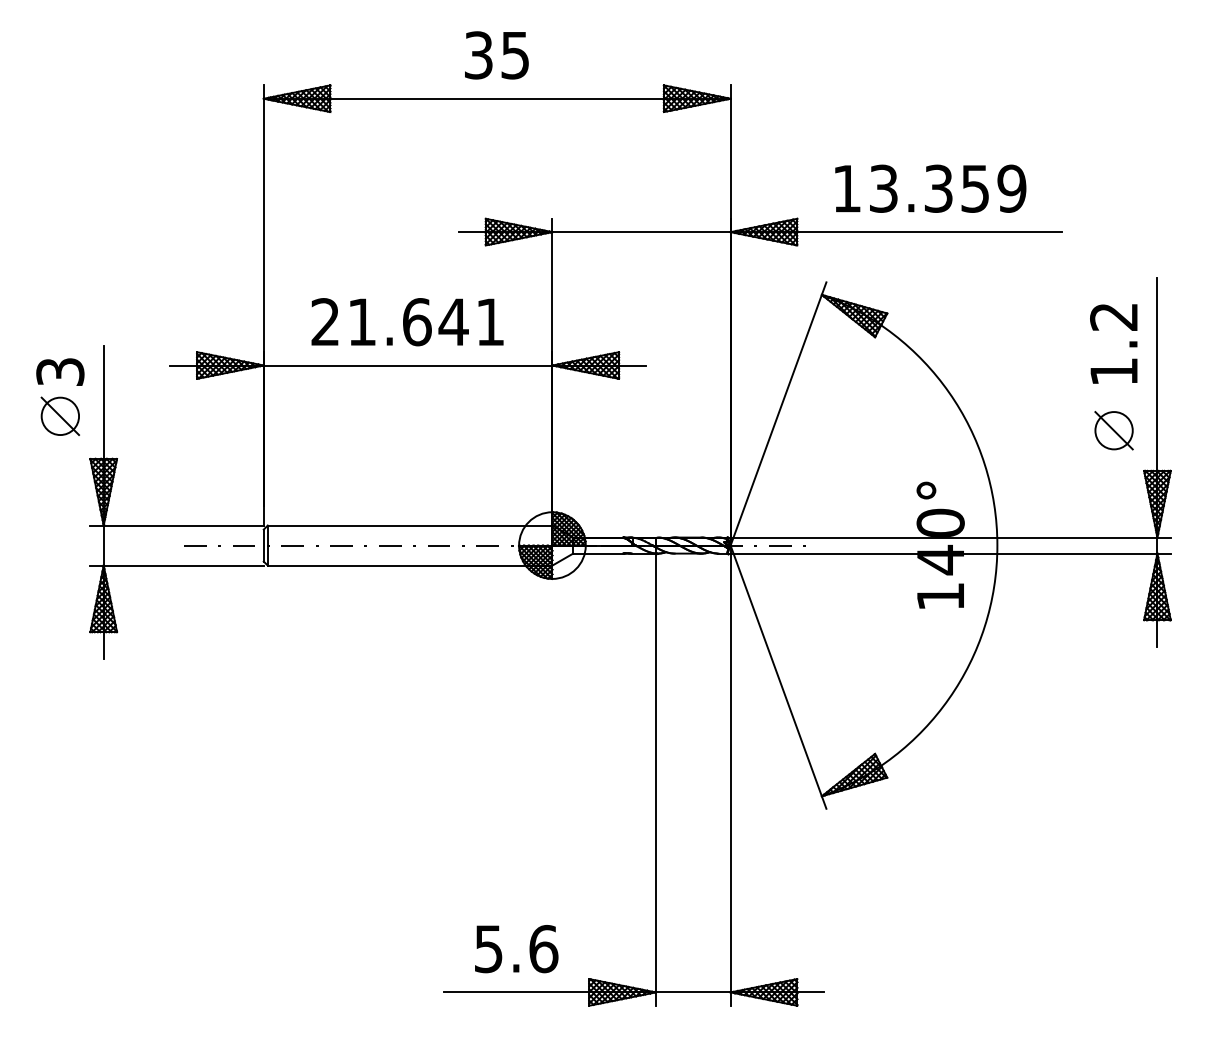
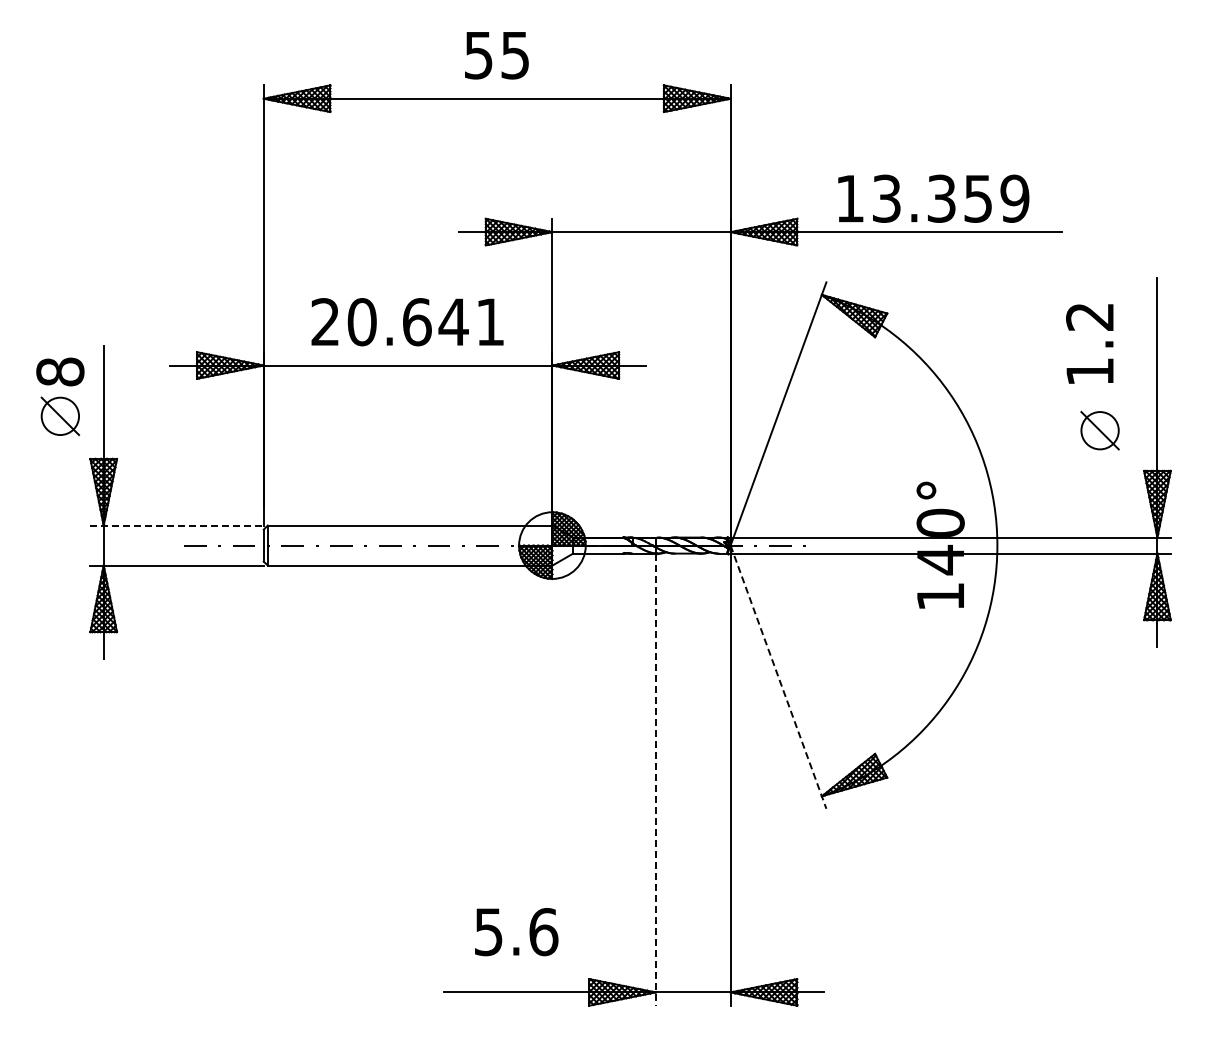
text: 35 -> 55 (478, 54)
text position: (930, 188) -> (933, 198) (933, 198)
text: 21.641 -> 20.641 (361, 322)
text position: (1113, 343) -> (1089, 343) (1089, 343)
text: 3 -> 8 (60, 371)
part position: (1113, 430) -> (1099, 430) (1099, 430)
line: solid -> dashed (177, 525)
line: solid -> dashed (778, 677)
line: solid -> dashed (655, 780)
text position: (516, 949) -> (516, 932) (516, 932)
